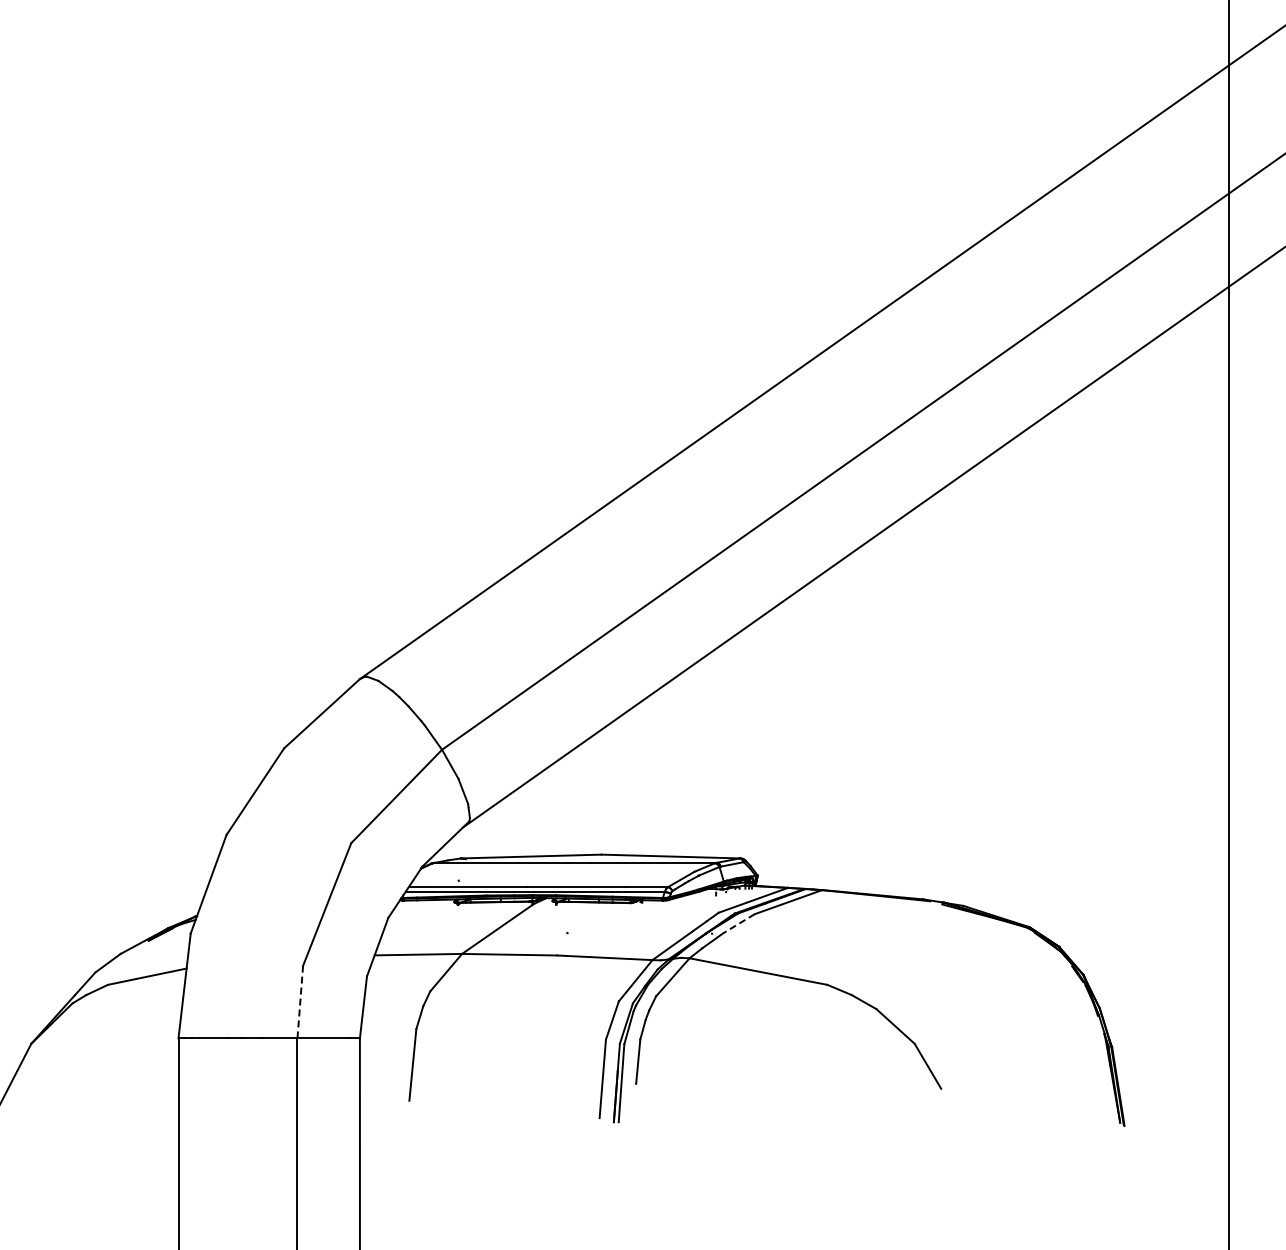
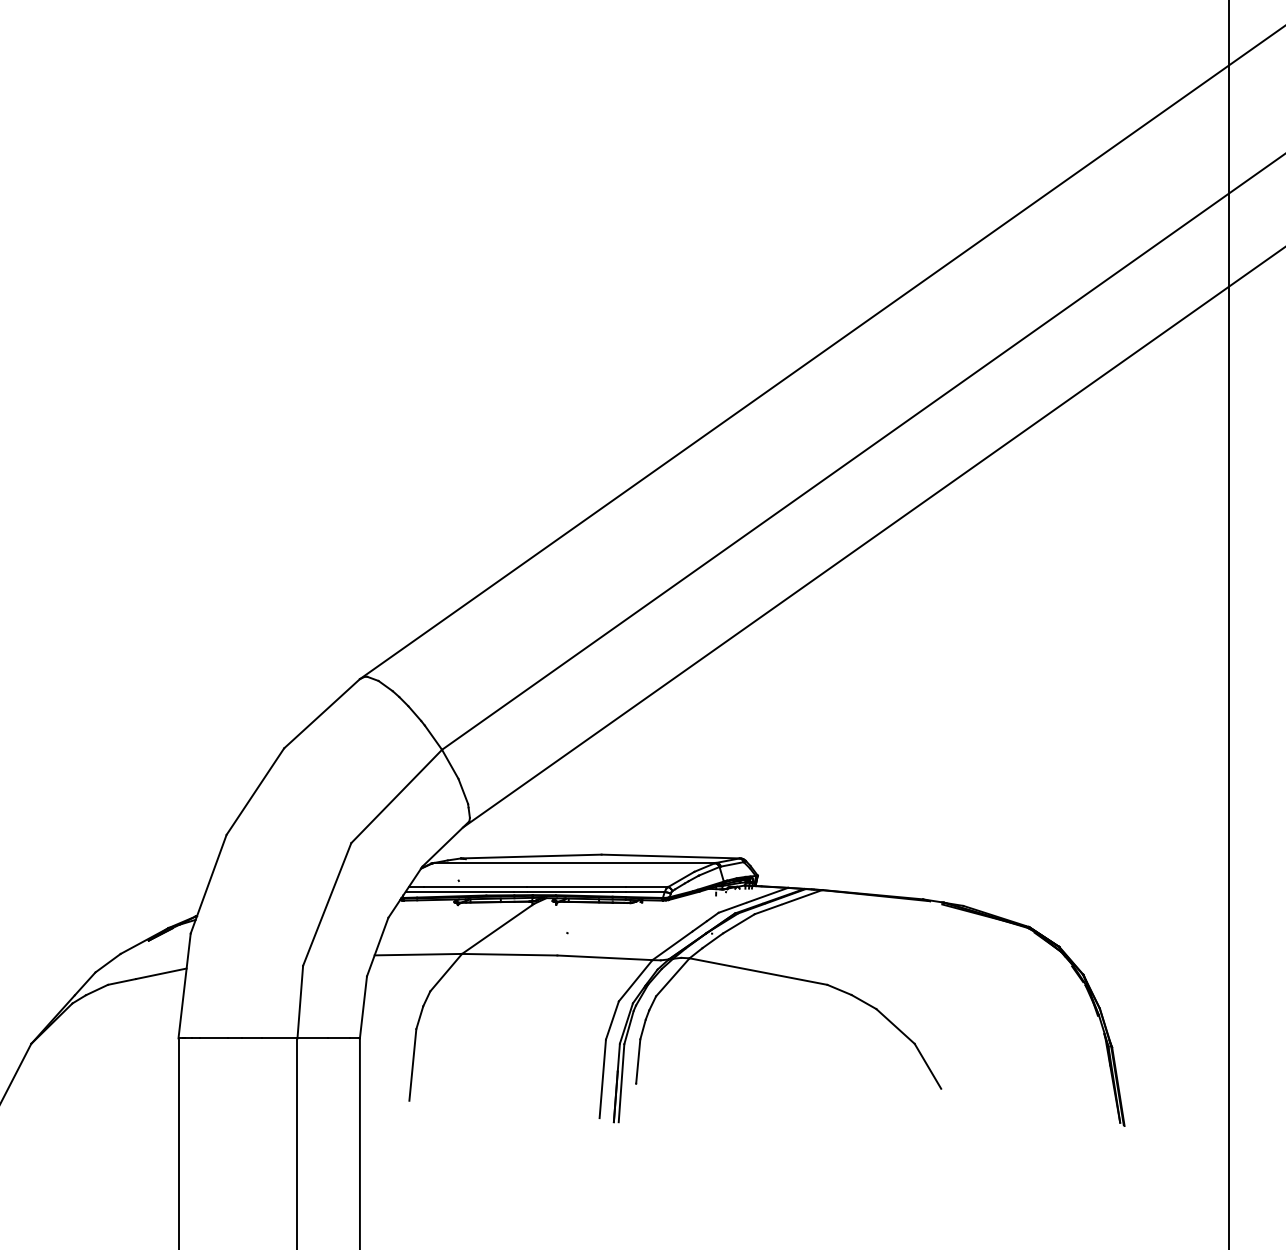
line: dashed -> solid (738, 924)
line: dashed -> solid (300, 1001)
